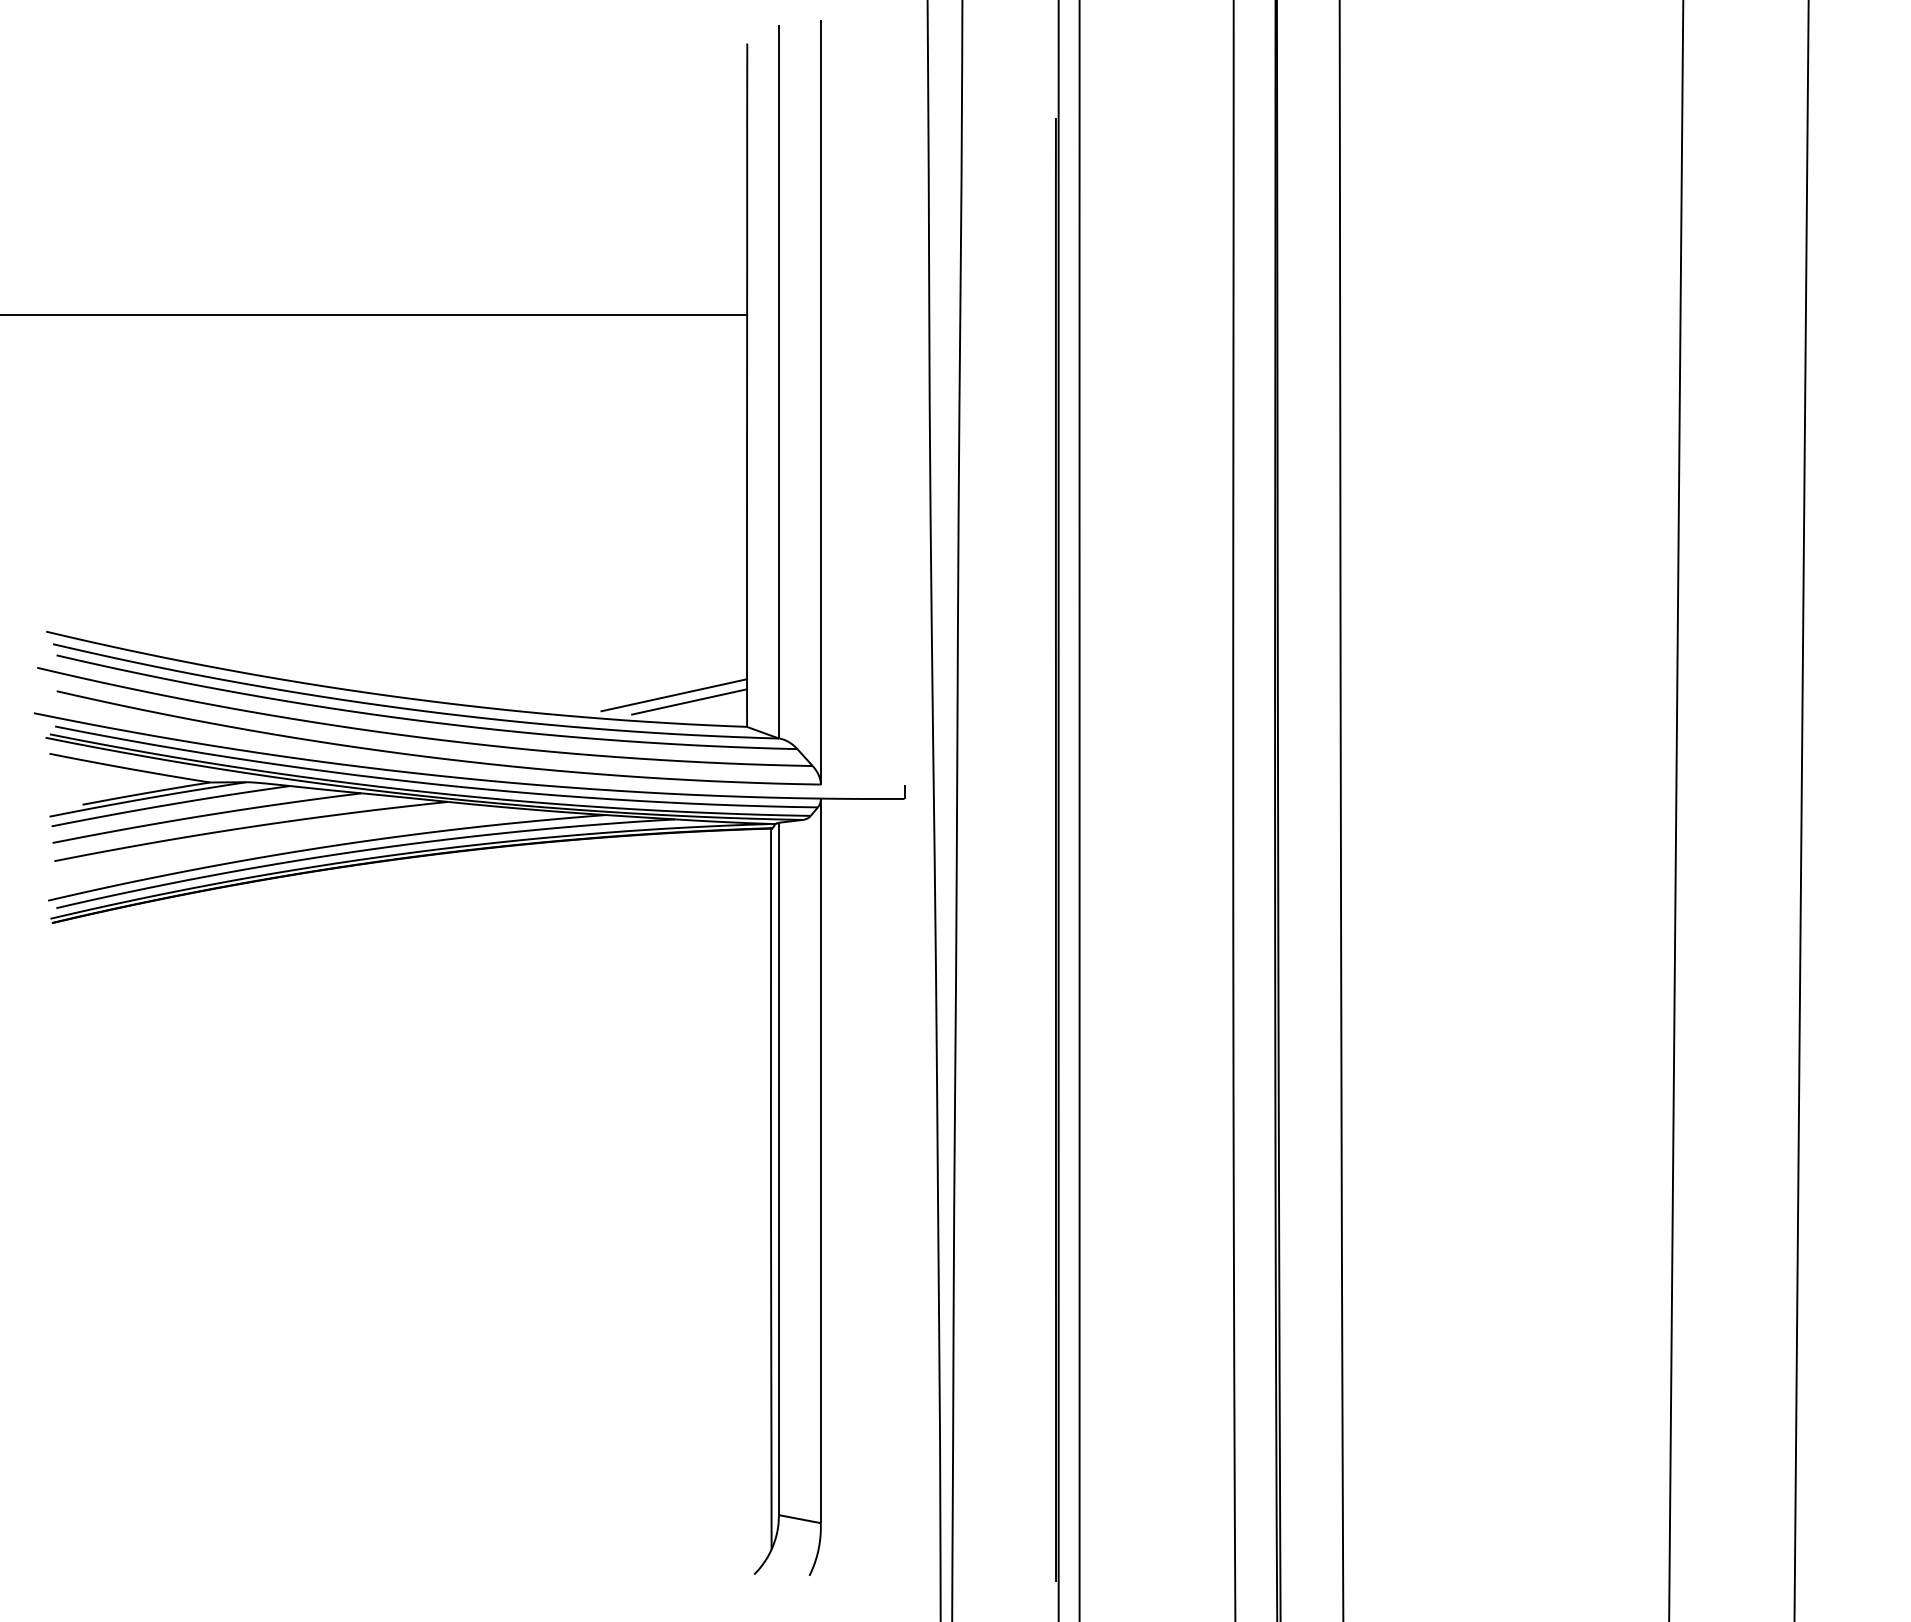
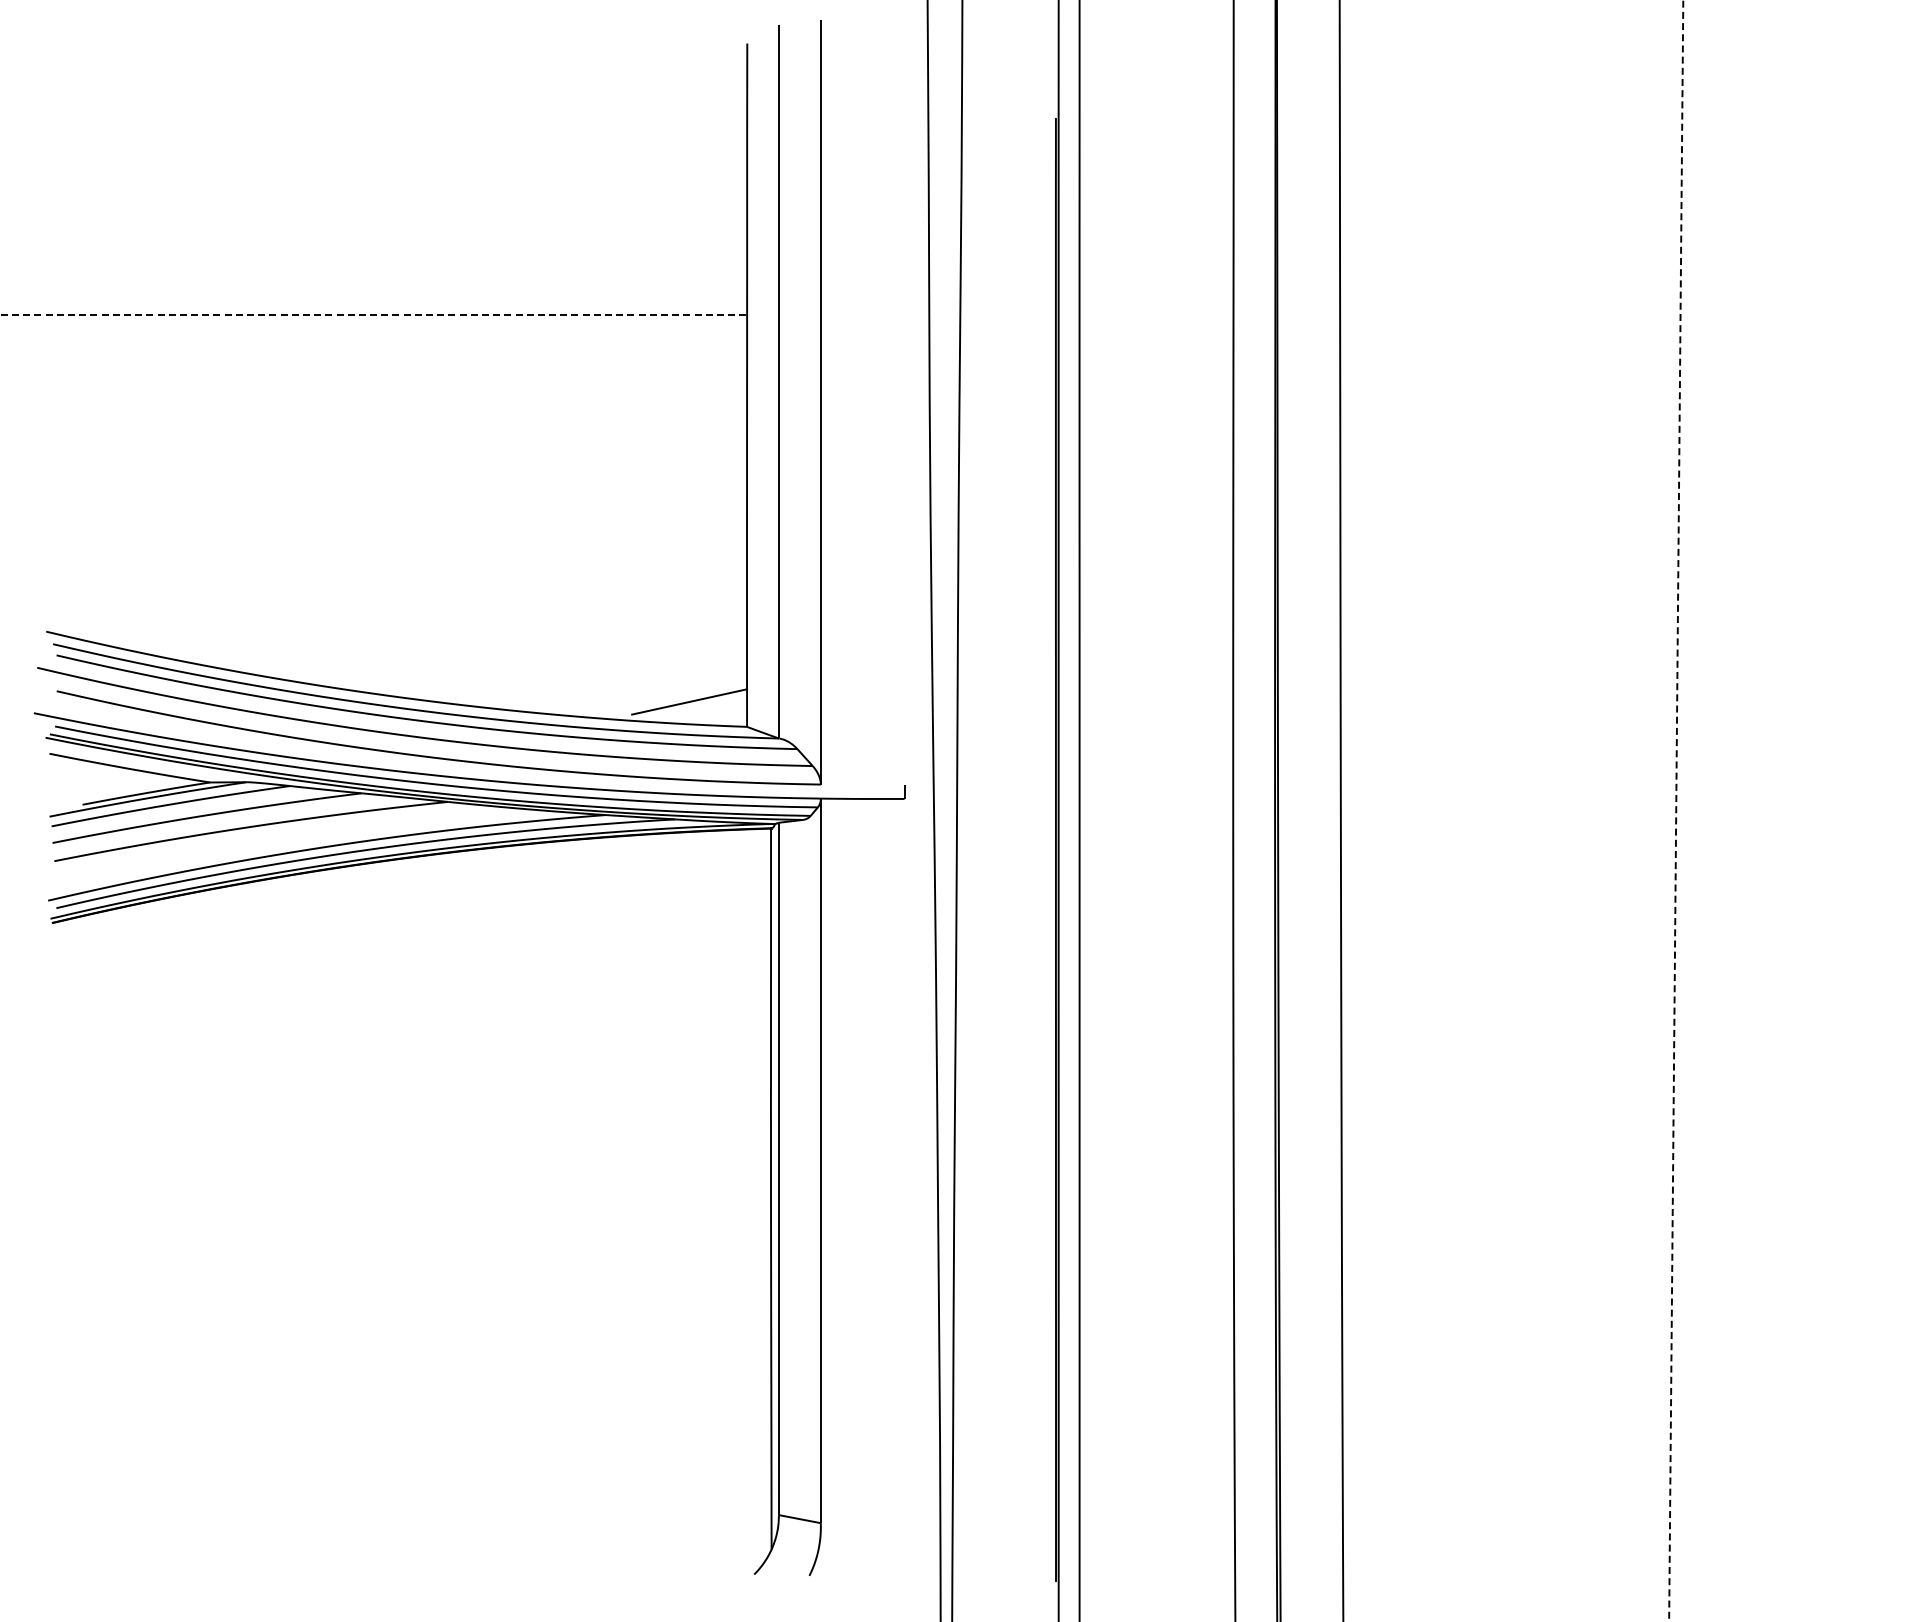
line: solid -> dashed (374, 314)
line: present -> none (674, 695)
line: solid -> dashed (1676, 810)
line: present -> none (1801, 810)
